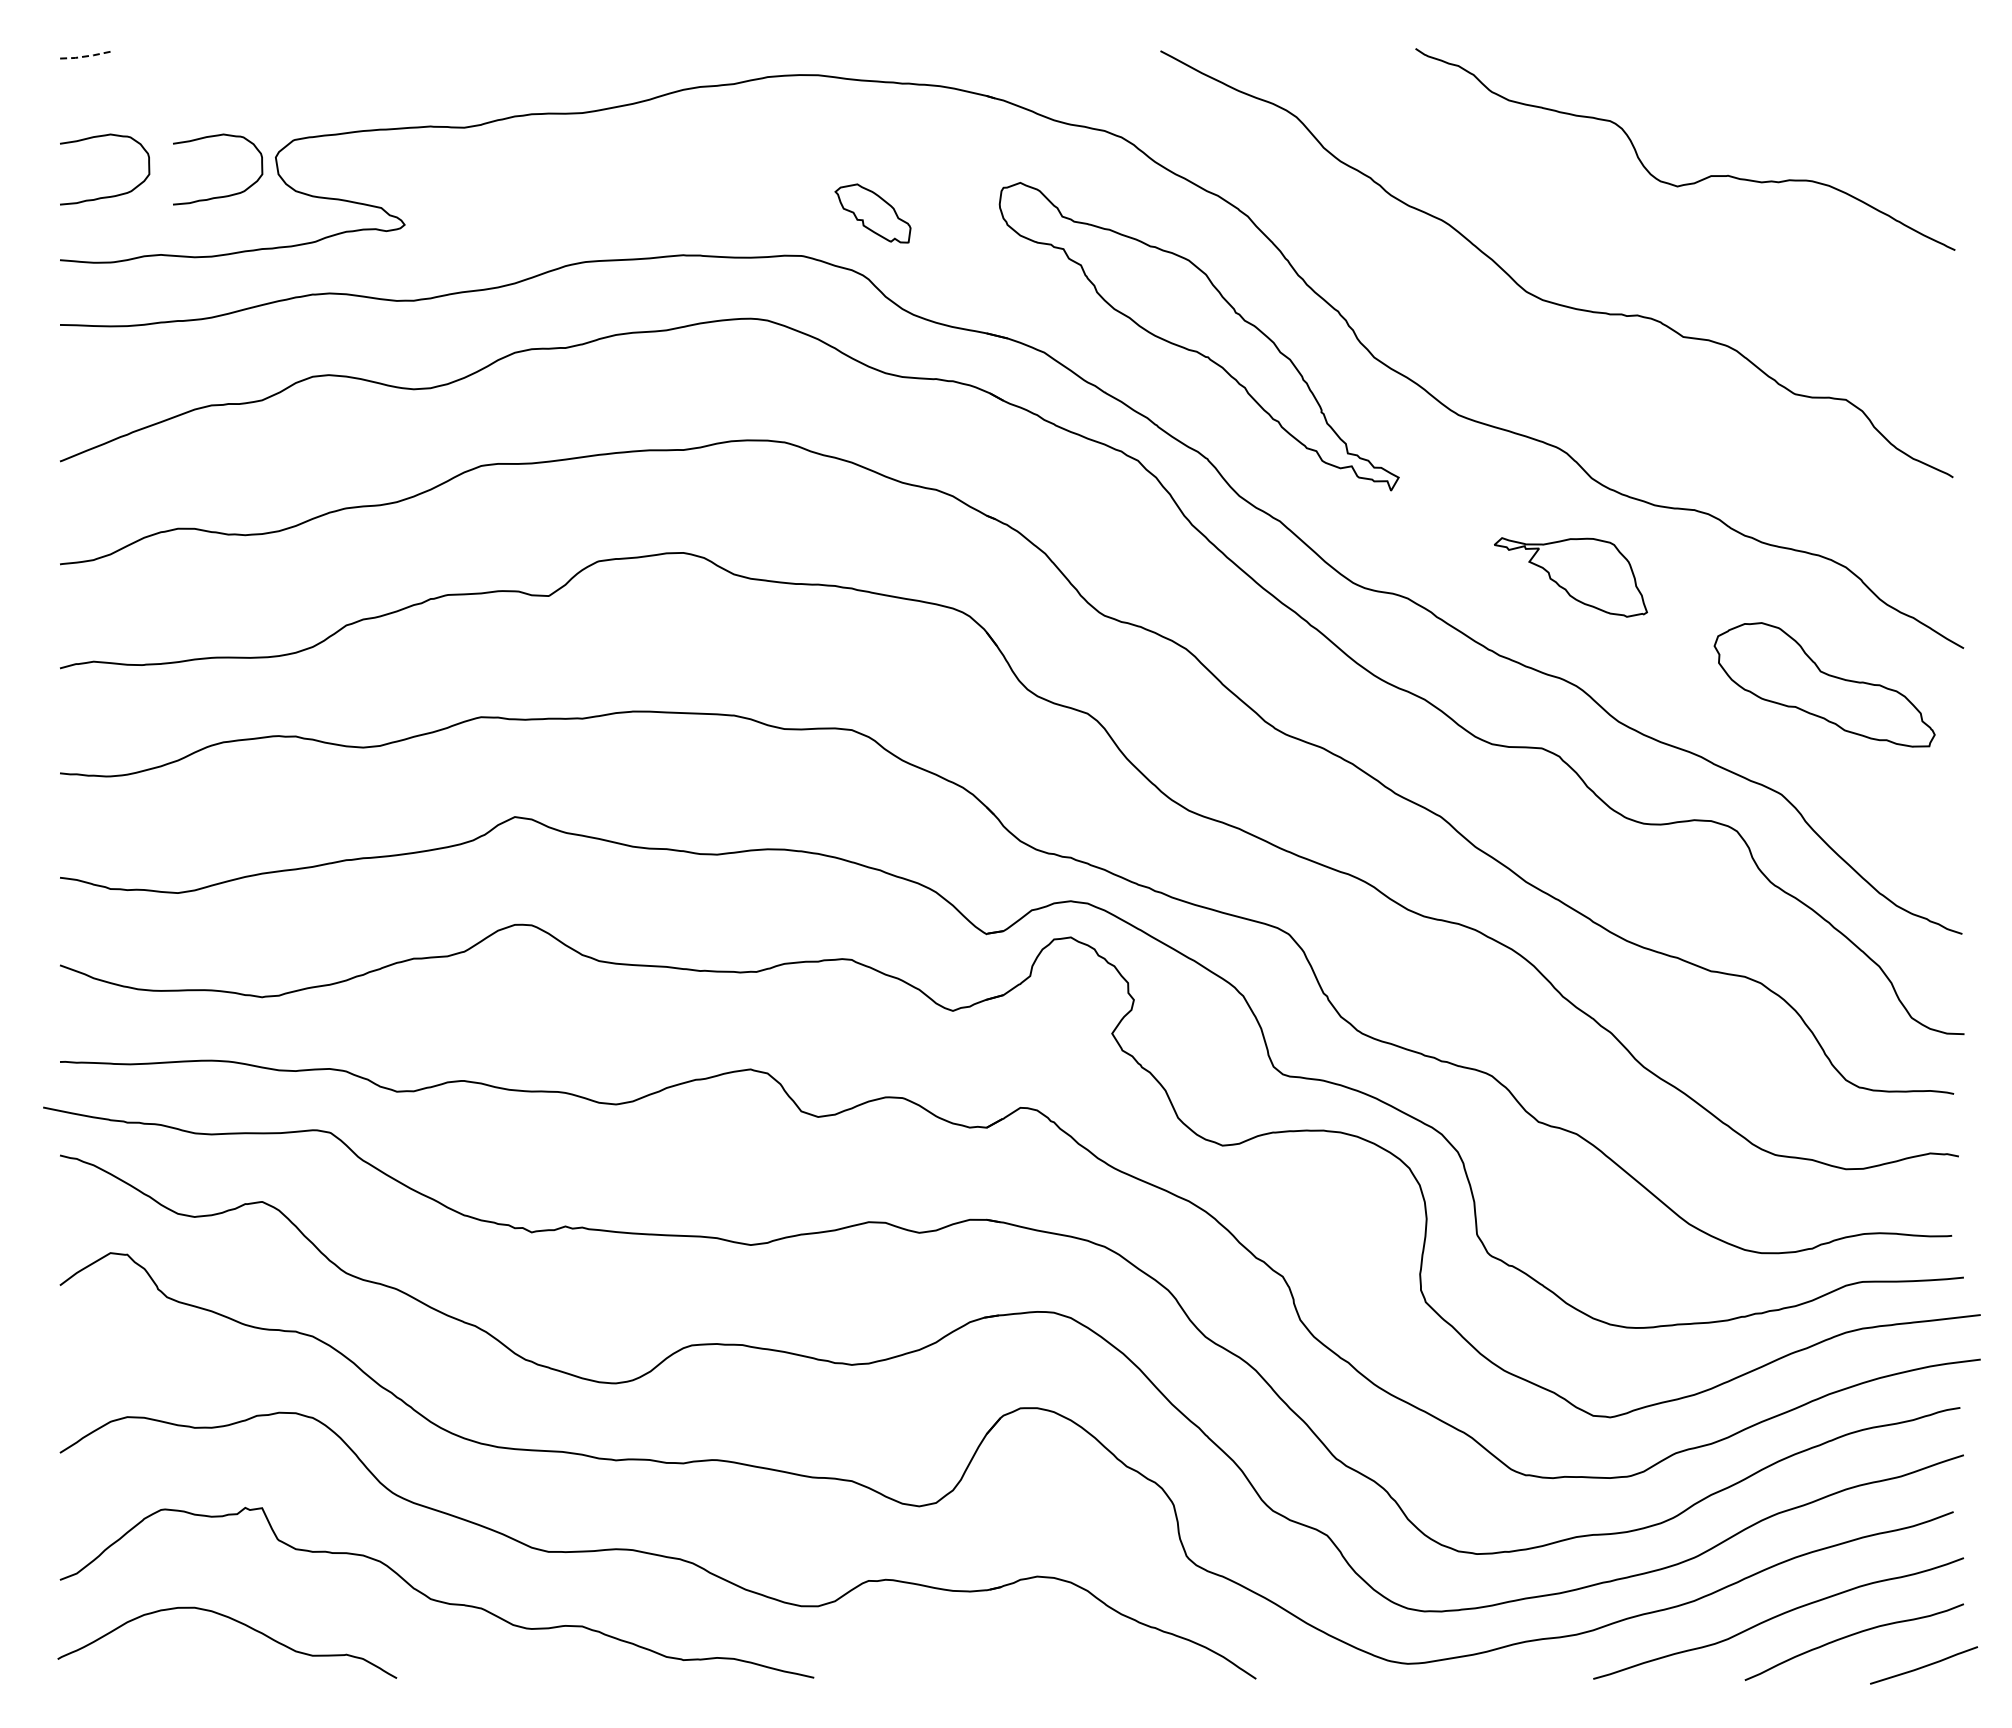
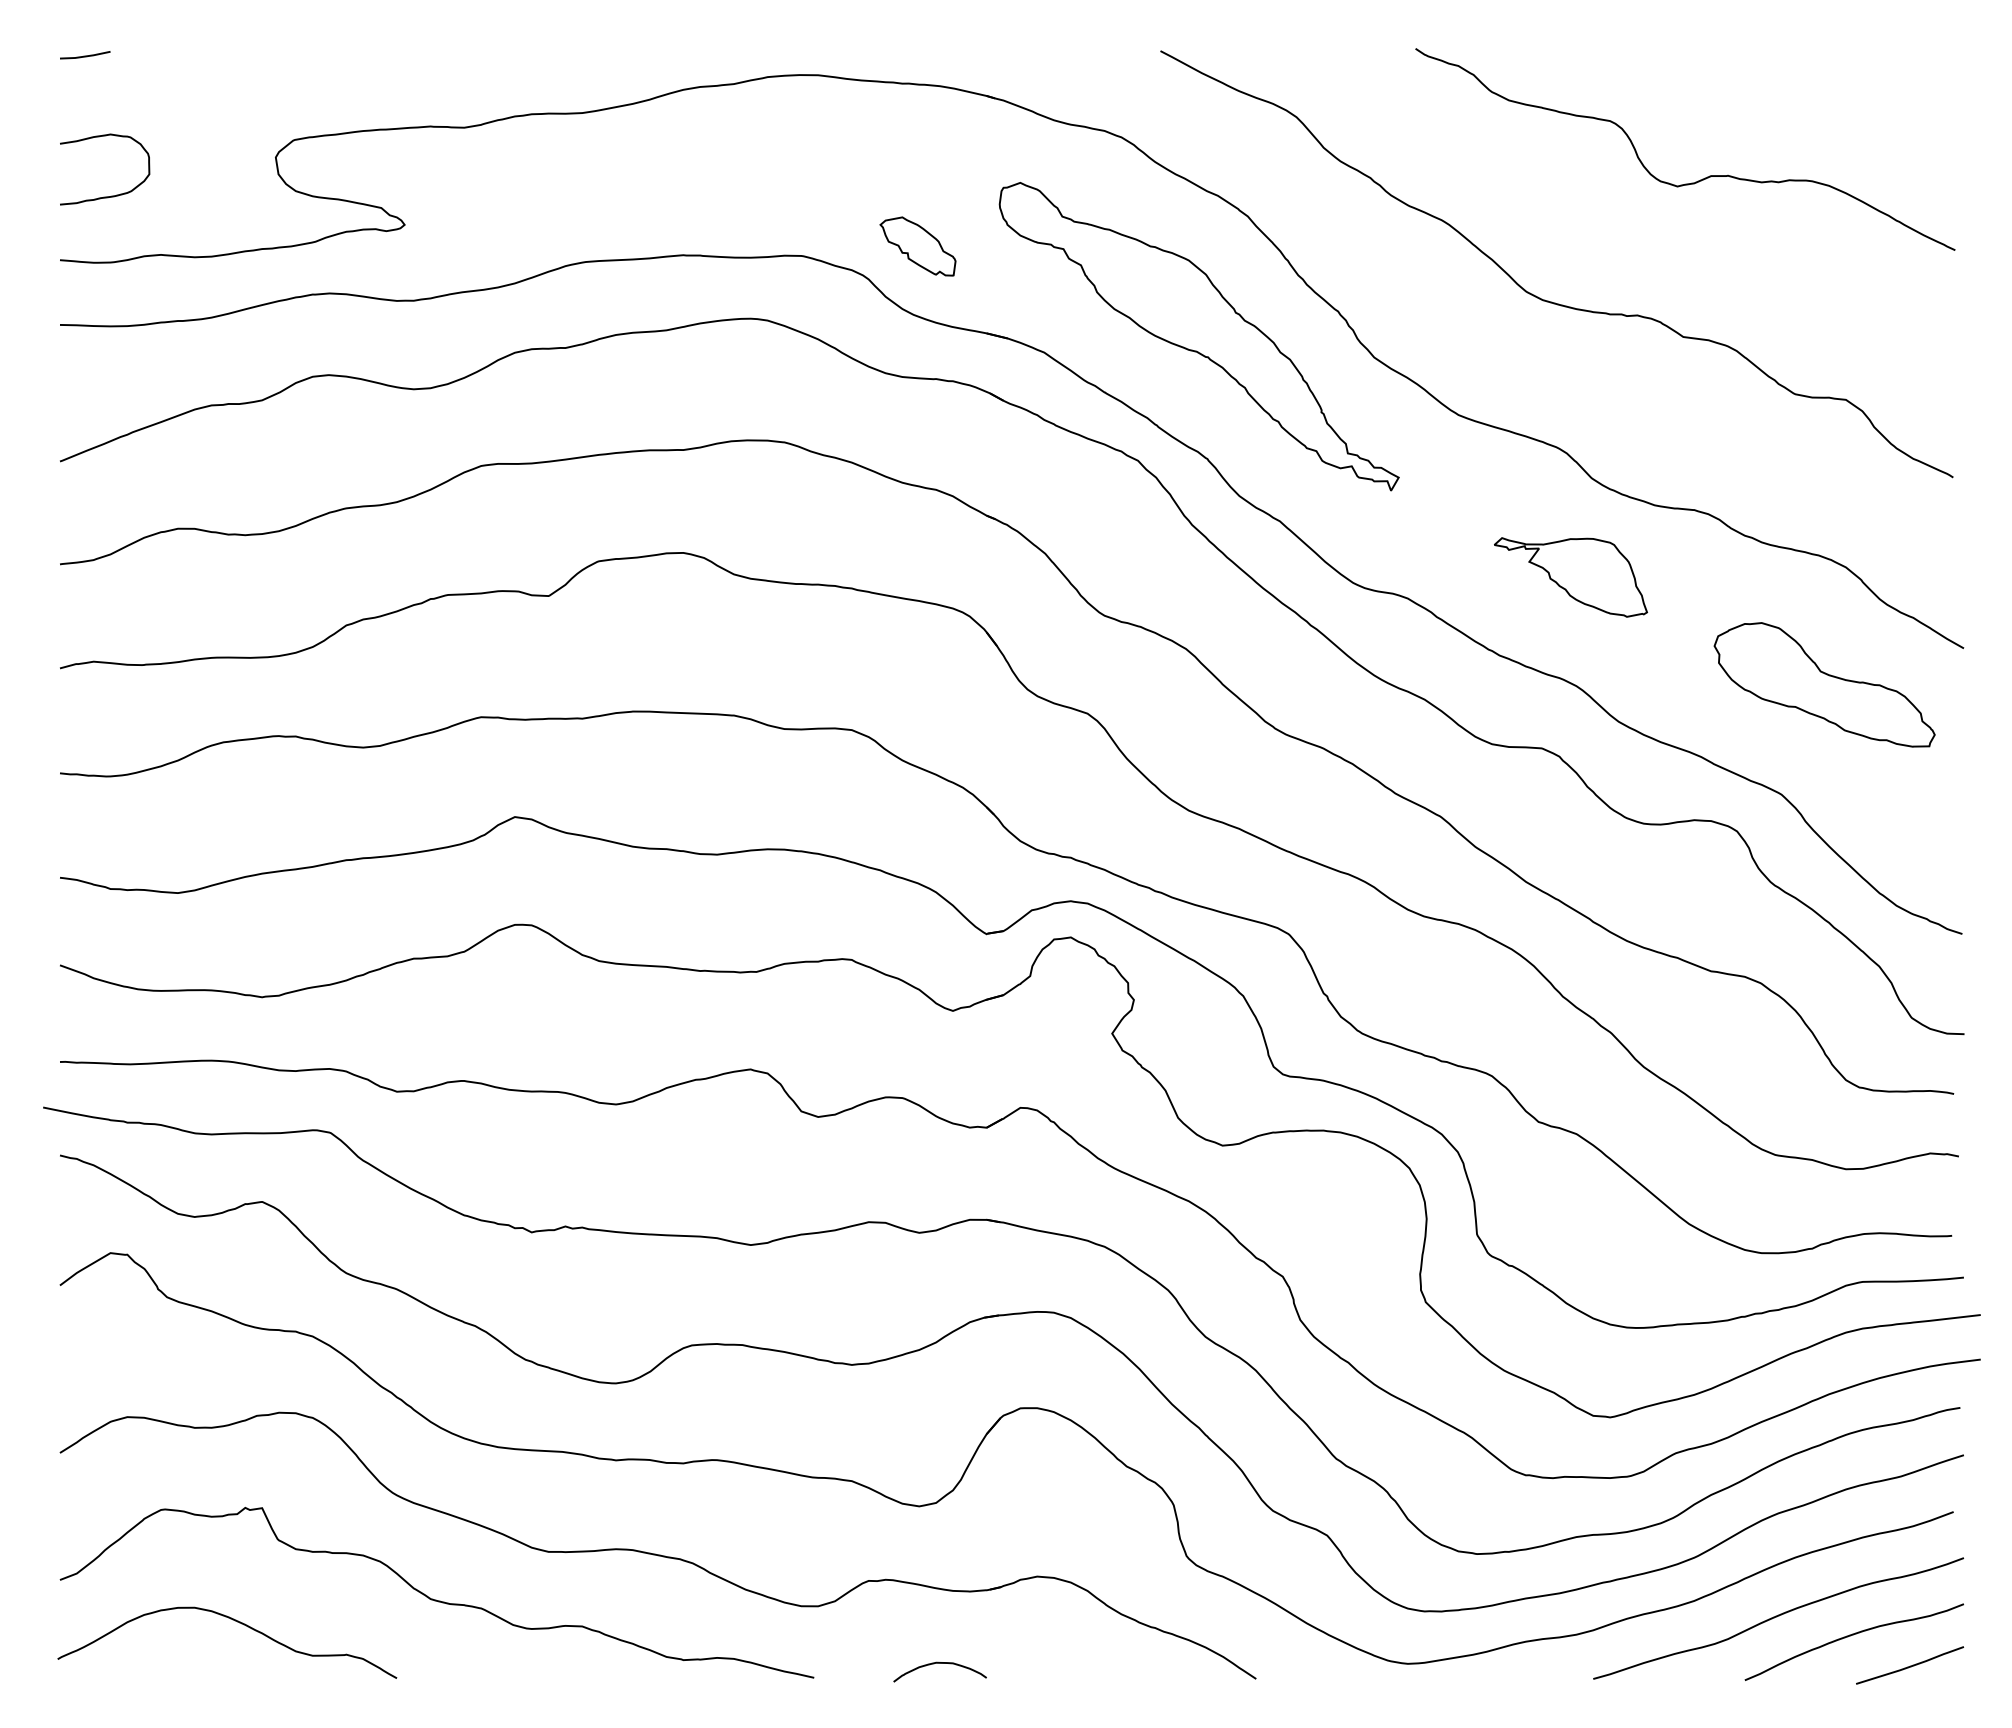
line: dashed -> solid (84, 56)
curve: present -> none (224, 195)
part position: (872, 213) -> (917, 246) (917, 246)
curve: none -> present (939, 1663)
curve position: (1924, 1665) -> (1910, 1665) (1910, 1665)
